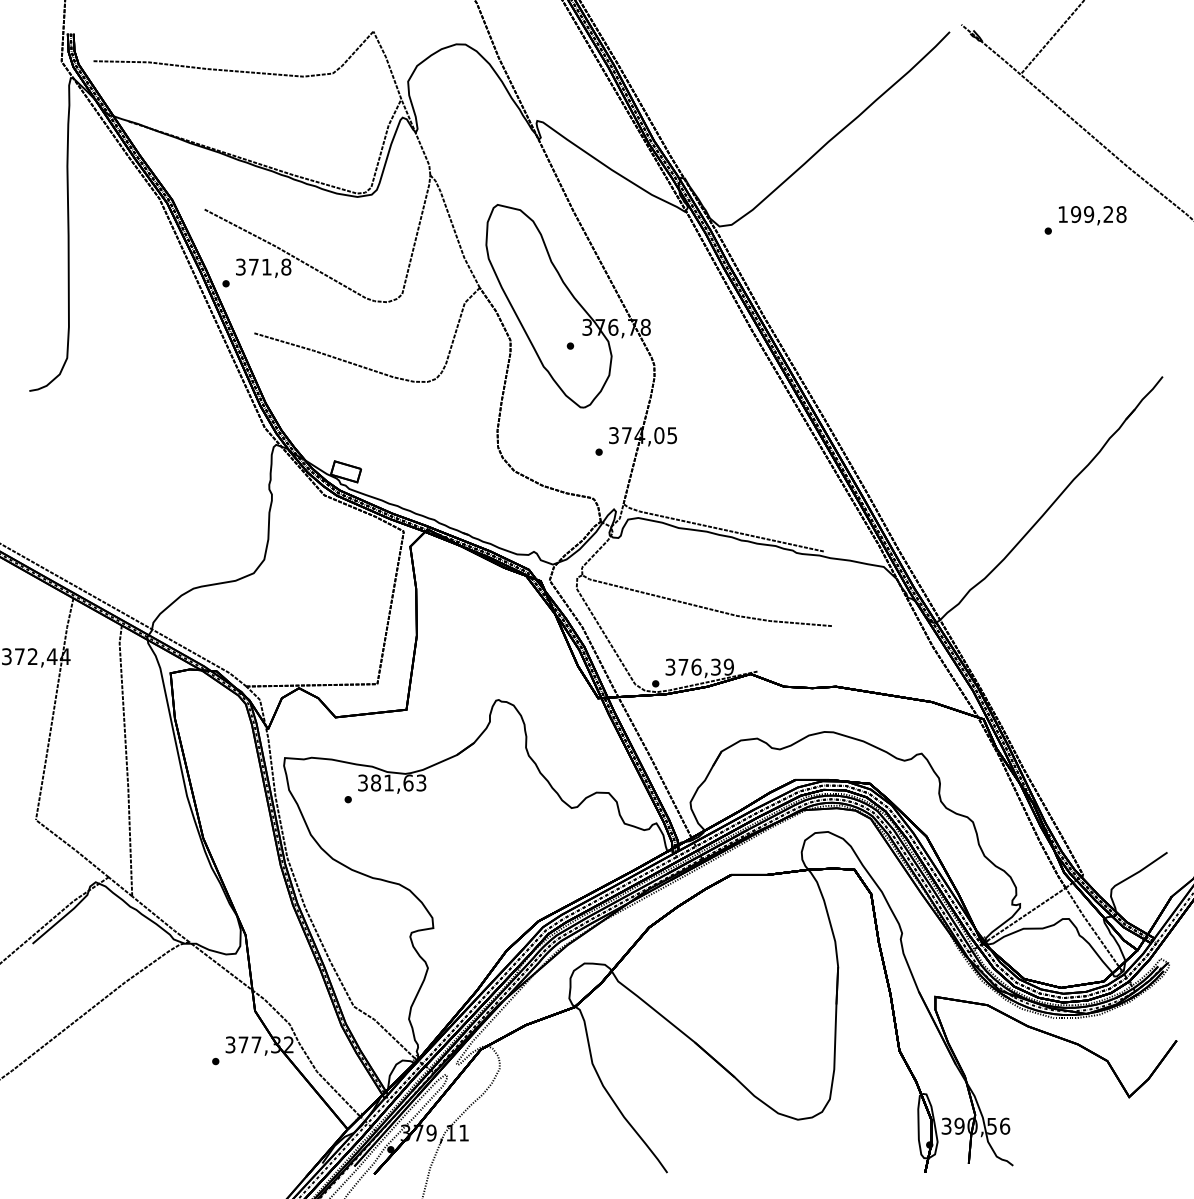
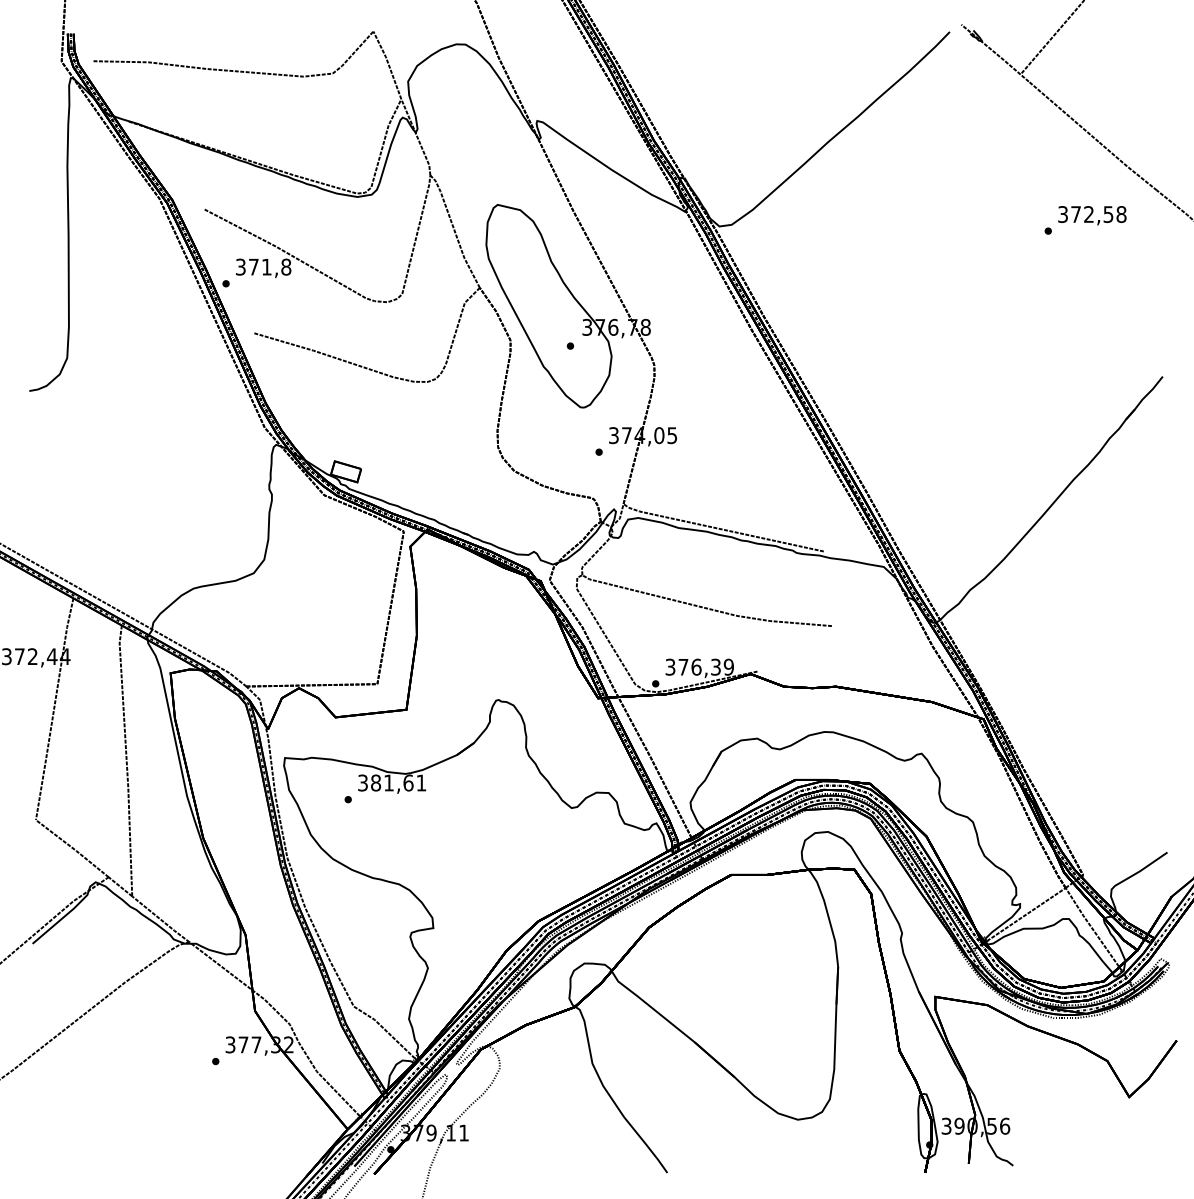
text: 199,28 -> 372,58 (1085, 214)
text: 381,63 -> 381,61 (421, 782)
